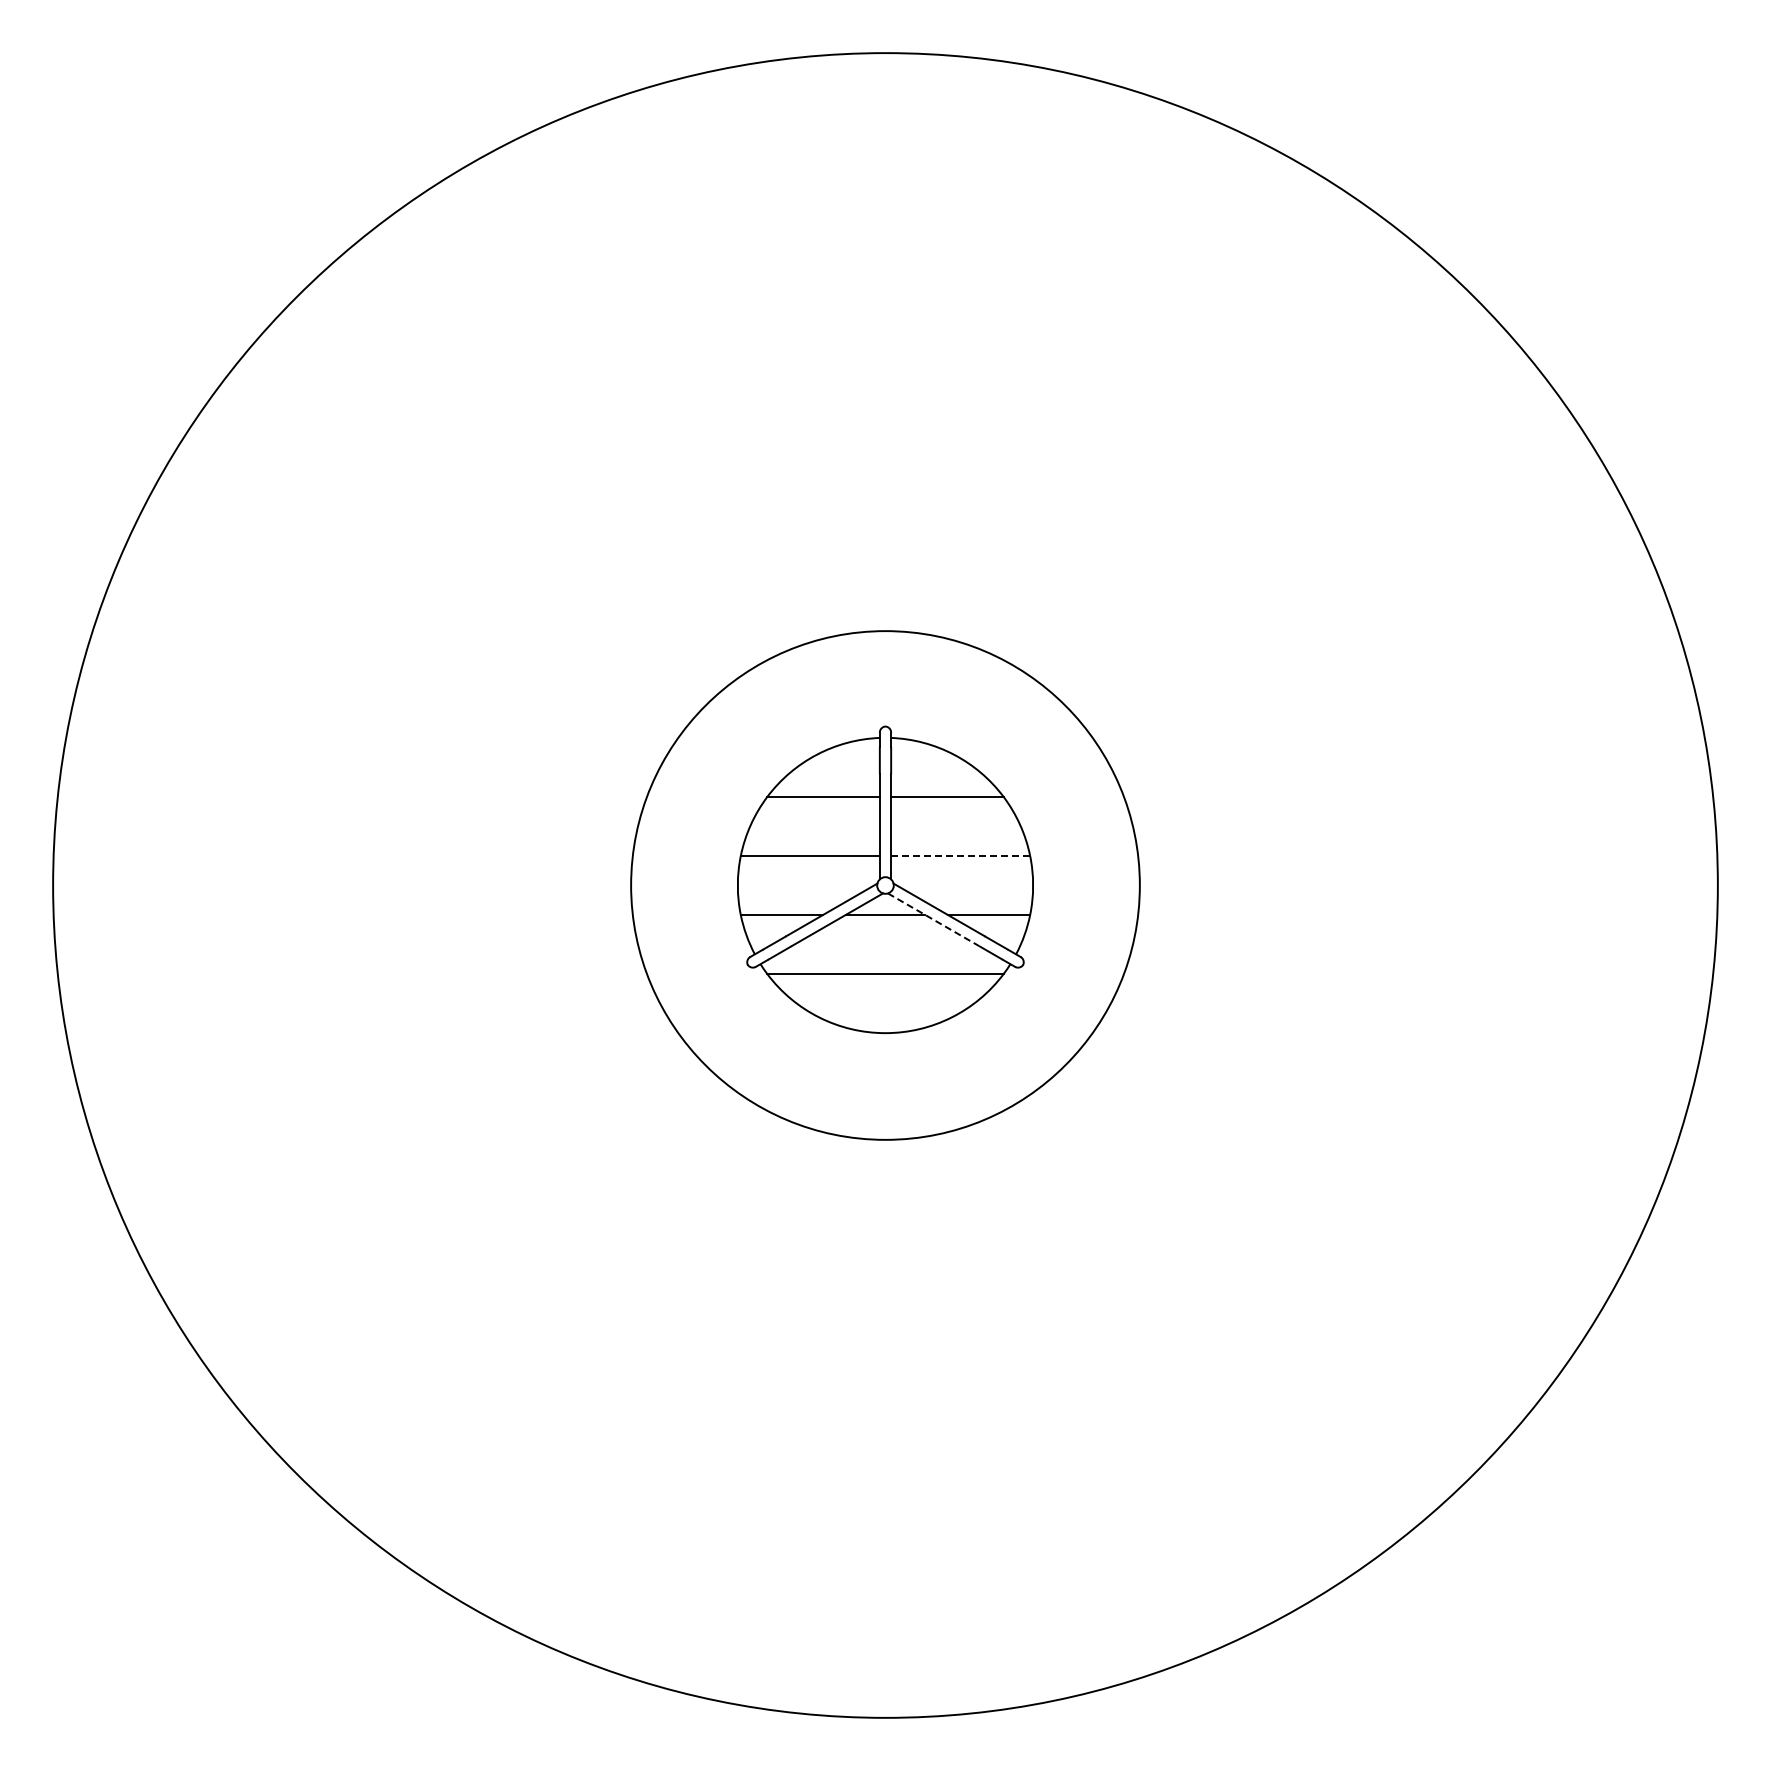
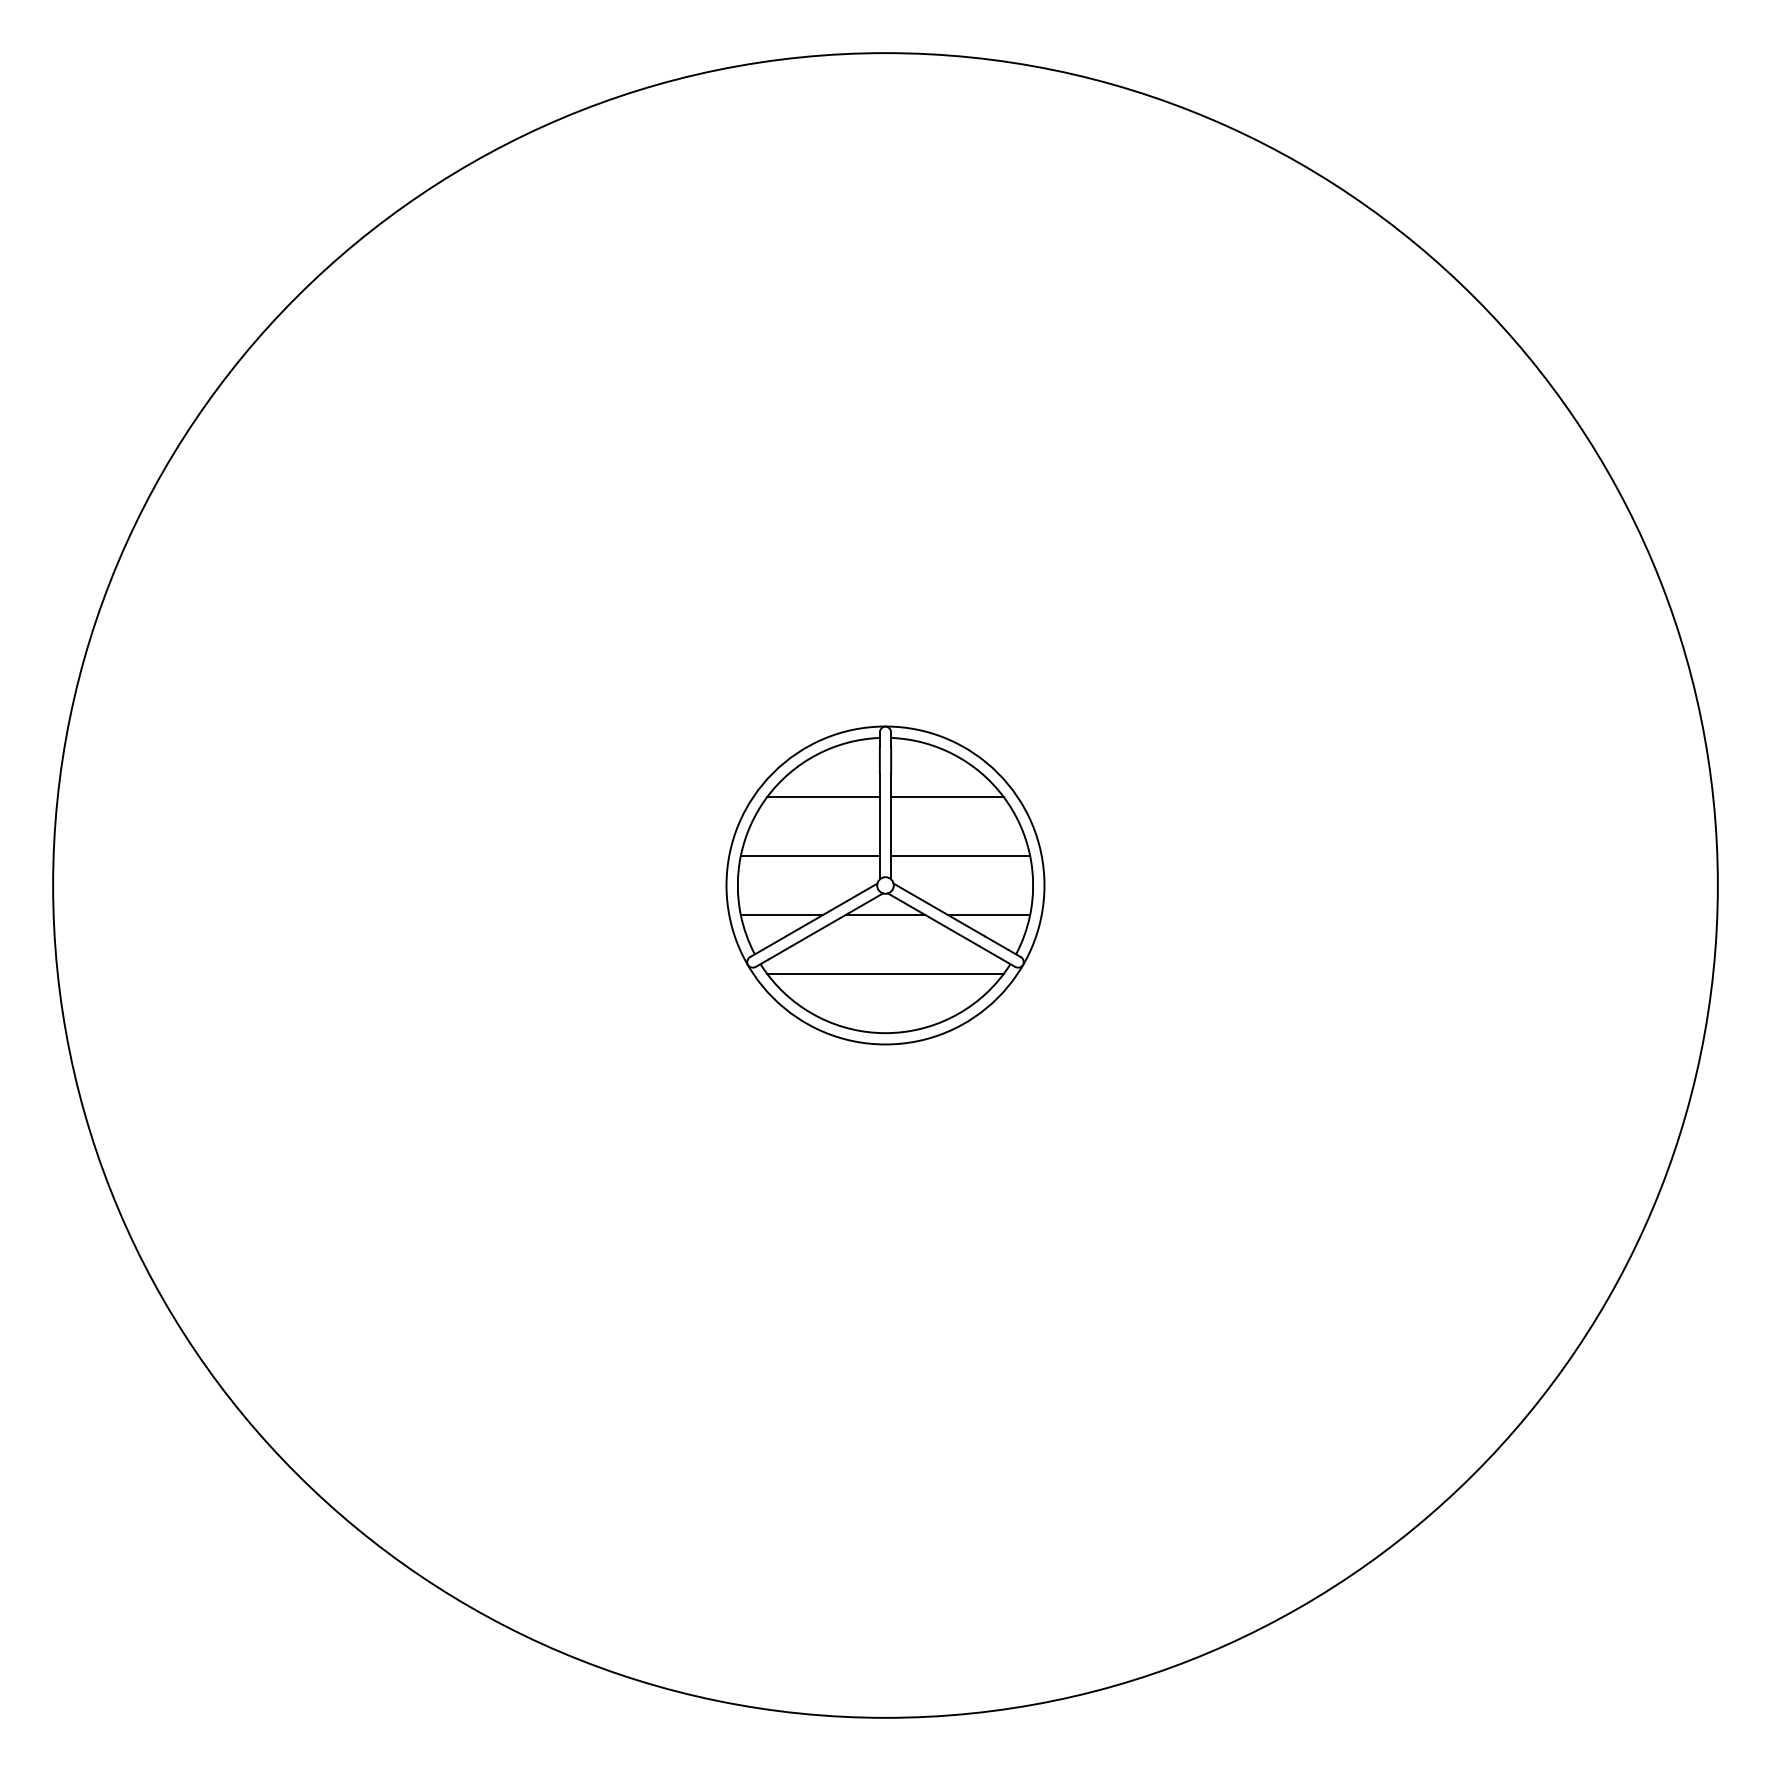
line: dashed -> solid (960, 855)
circle diameter: 509 px -> 318 px (885, 885)
line: dashed -> solid (933, 919)
